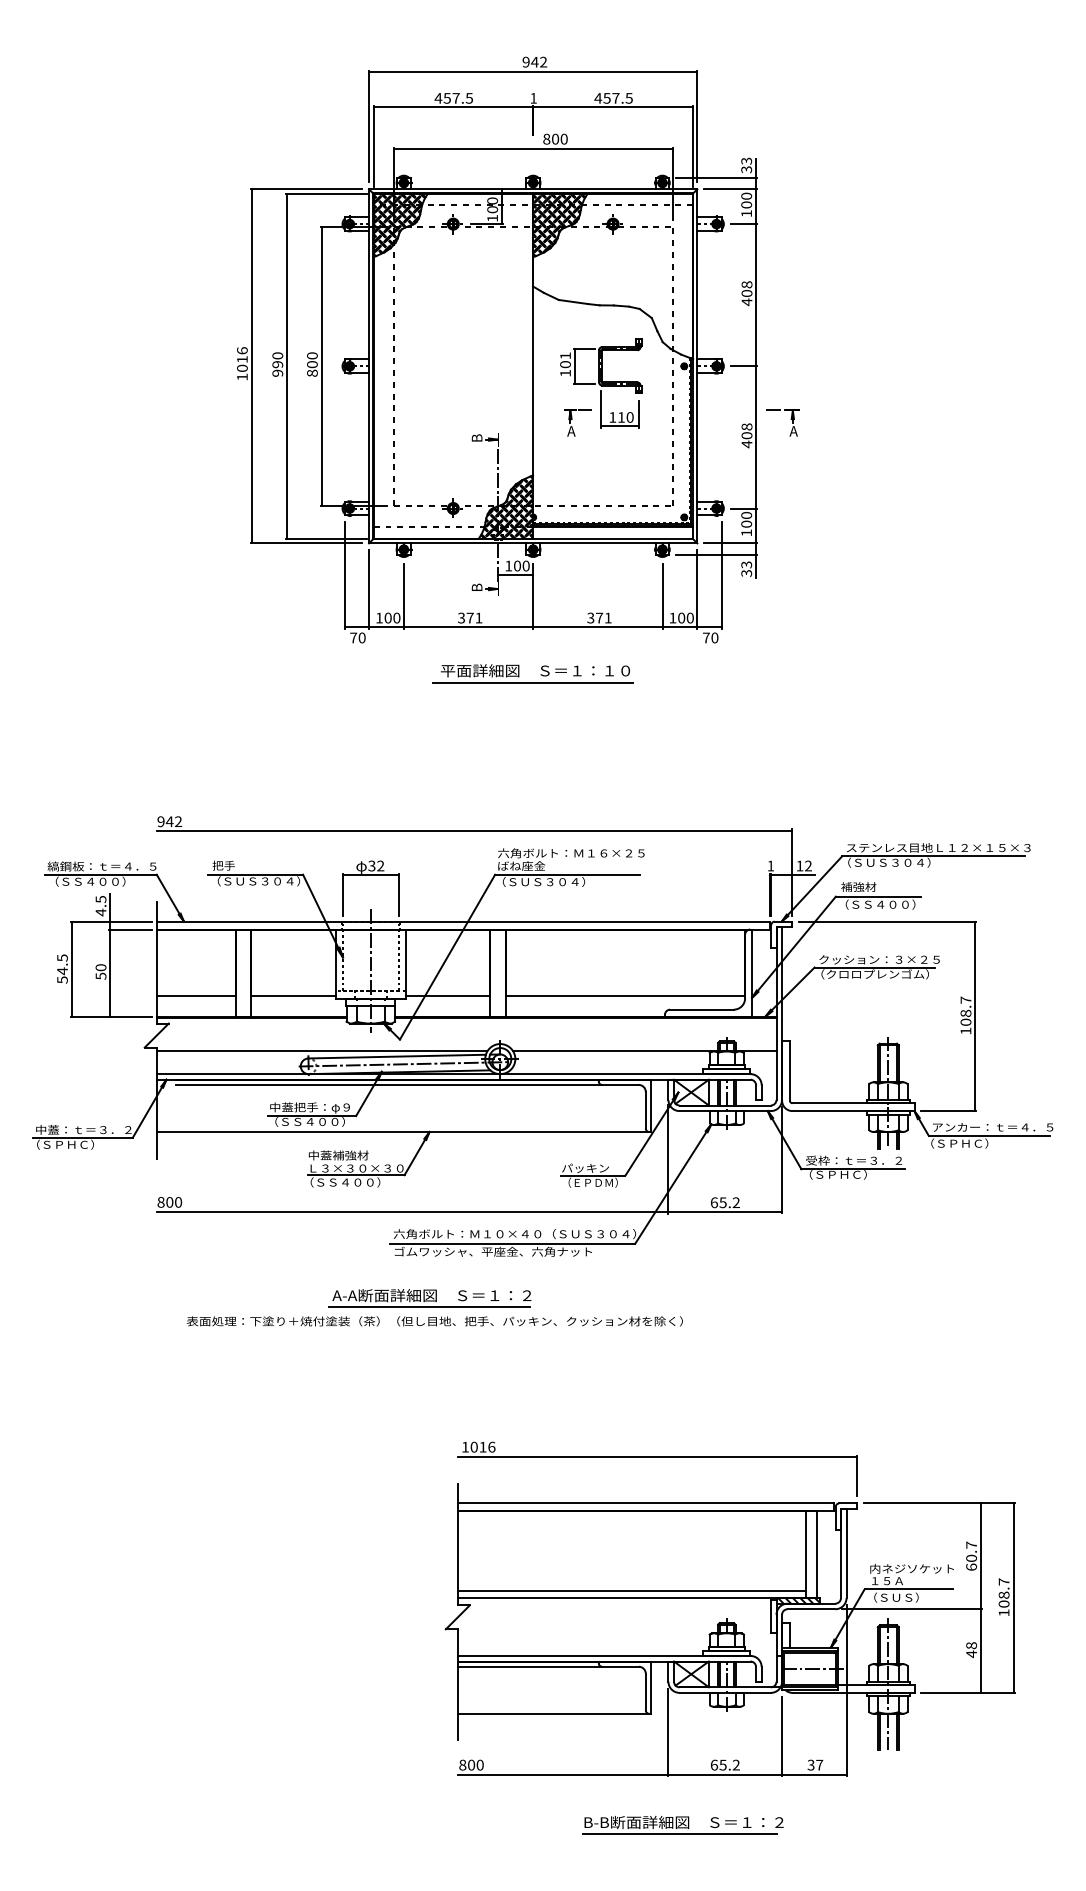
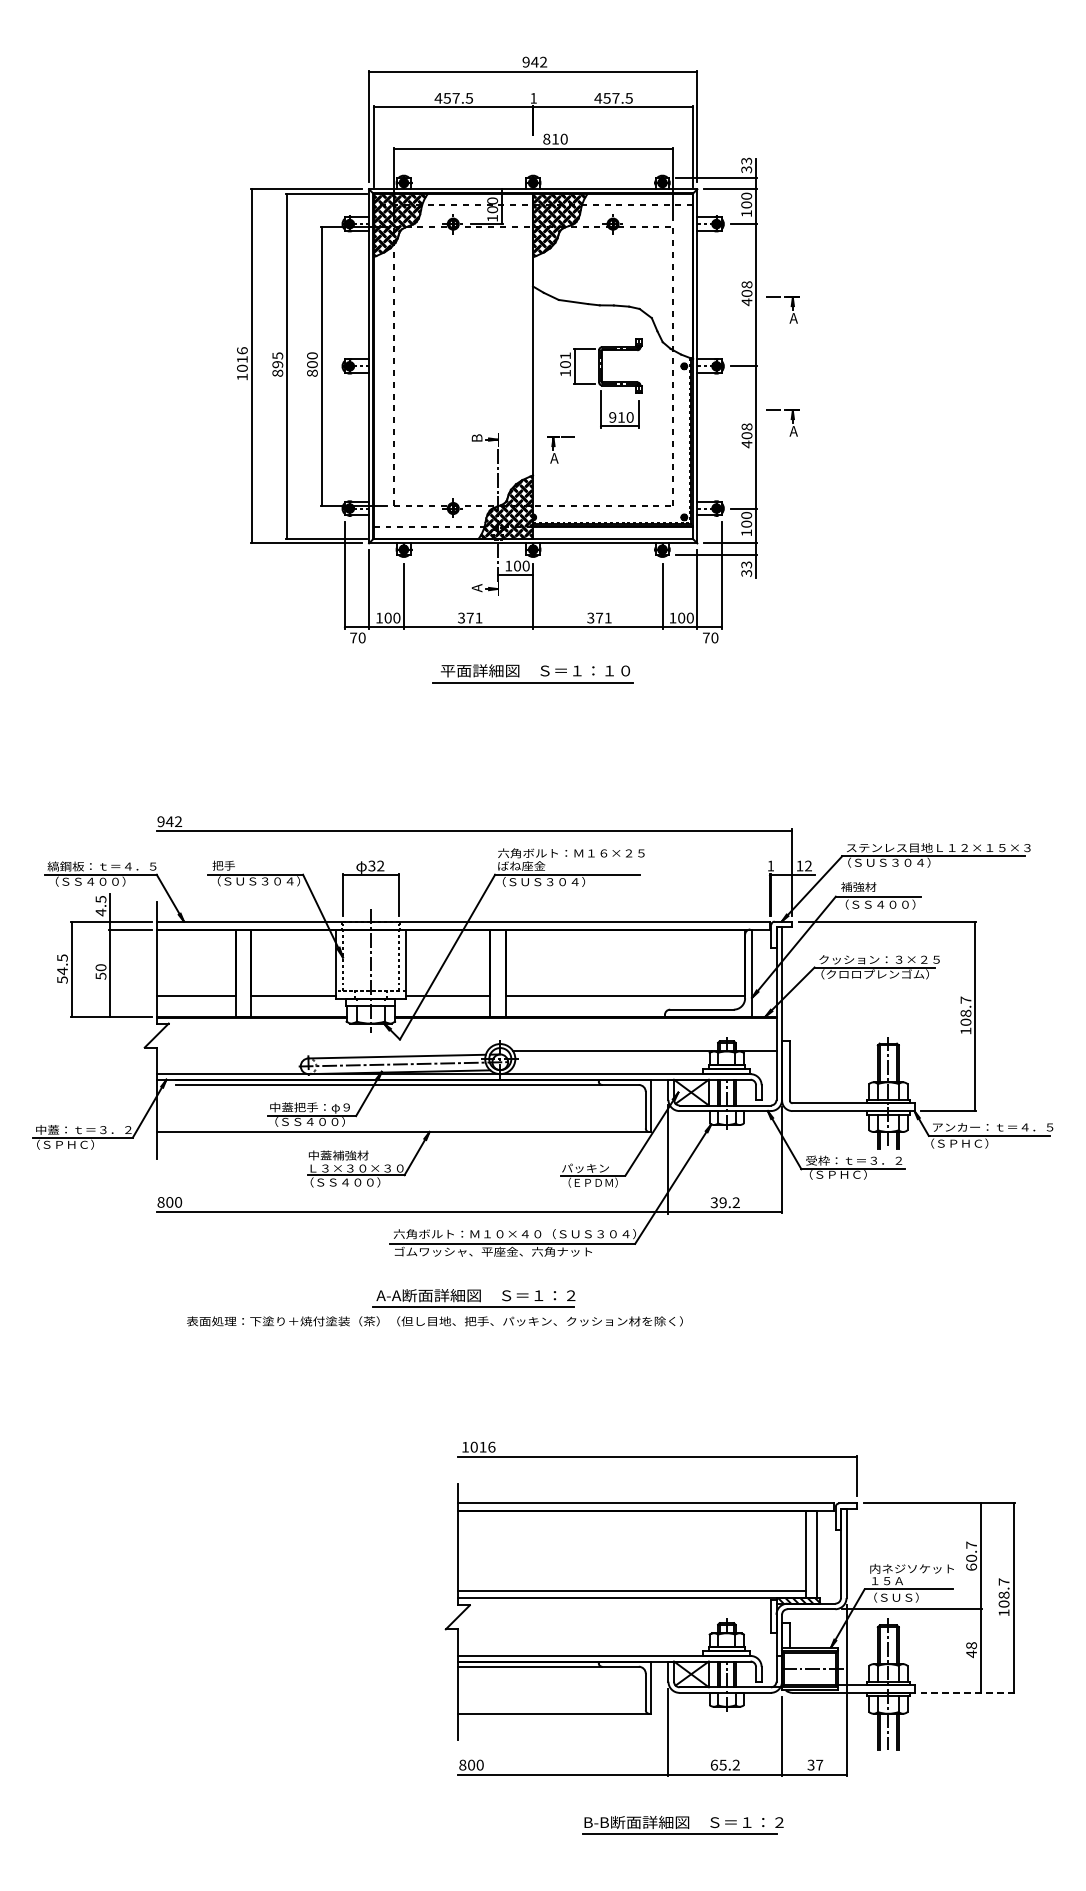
text: 800 -> 810 (555, 138)
part: none -> present (790, 306)
text: 990 -> 895 (277, 364)
text: 110 -> 910 (612, 417)
part position: (577, 422) -> (560, 449) (560, 449)
text: B -> A (476, 587)
line: present -> none (321, 1051)
text: 65.2 -> 39.2 (718, 1202)
part position: (429, 1298) -> (473, 1298) (473, 1298)
line: solid -> dashed (968, 1692)
